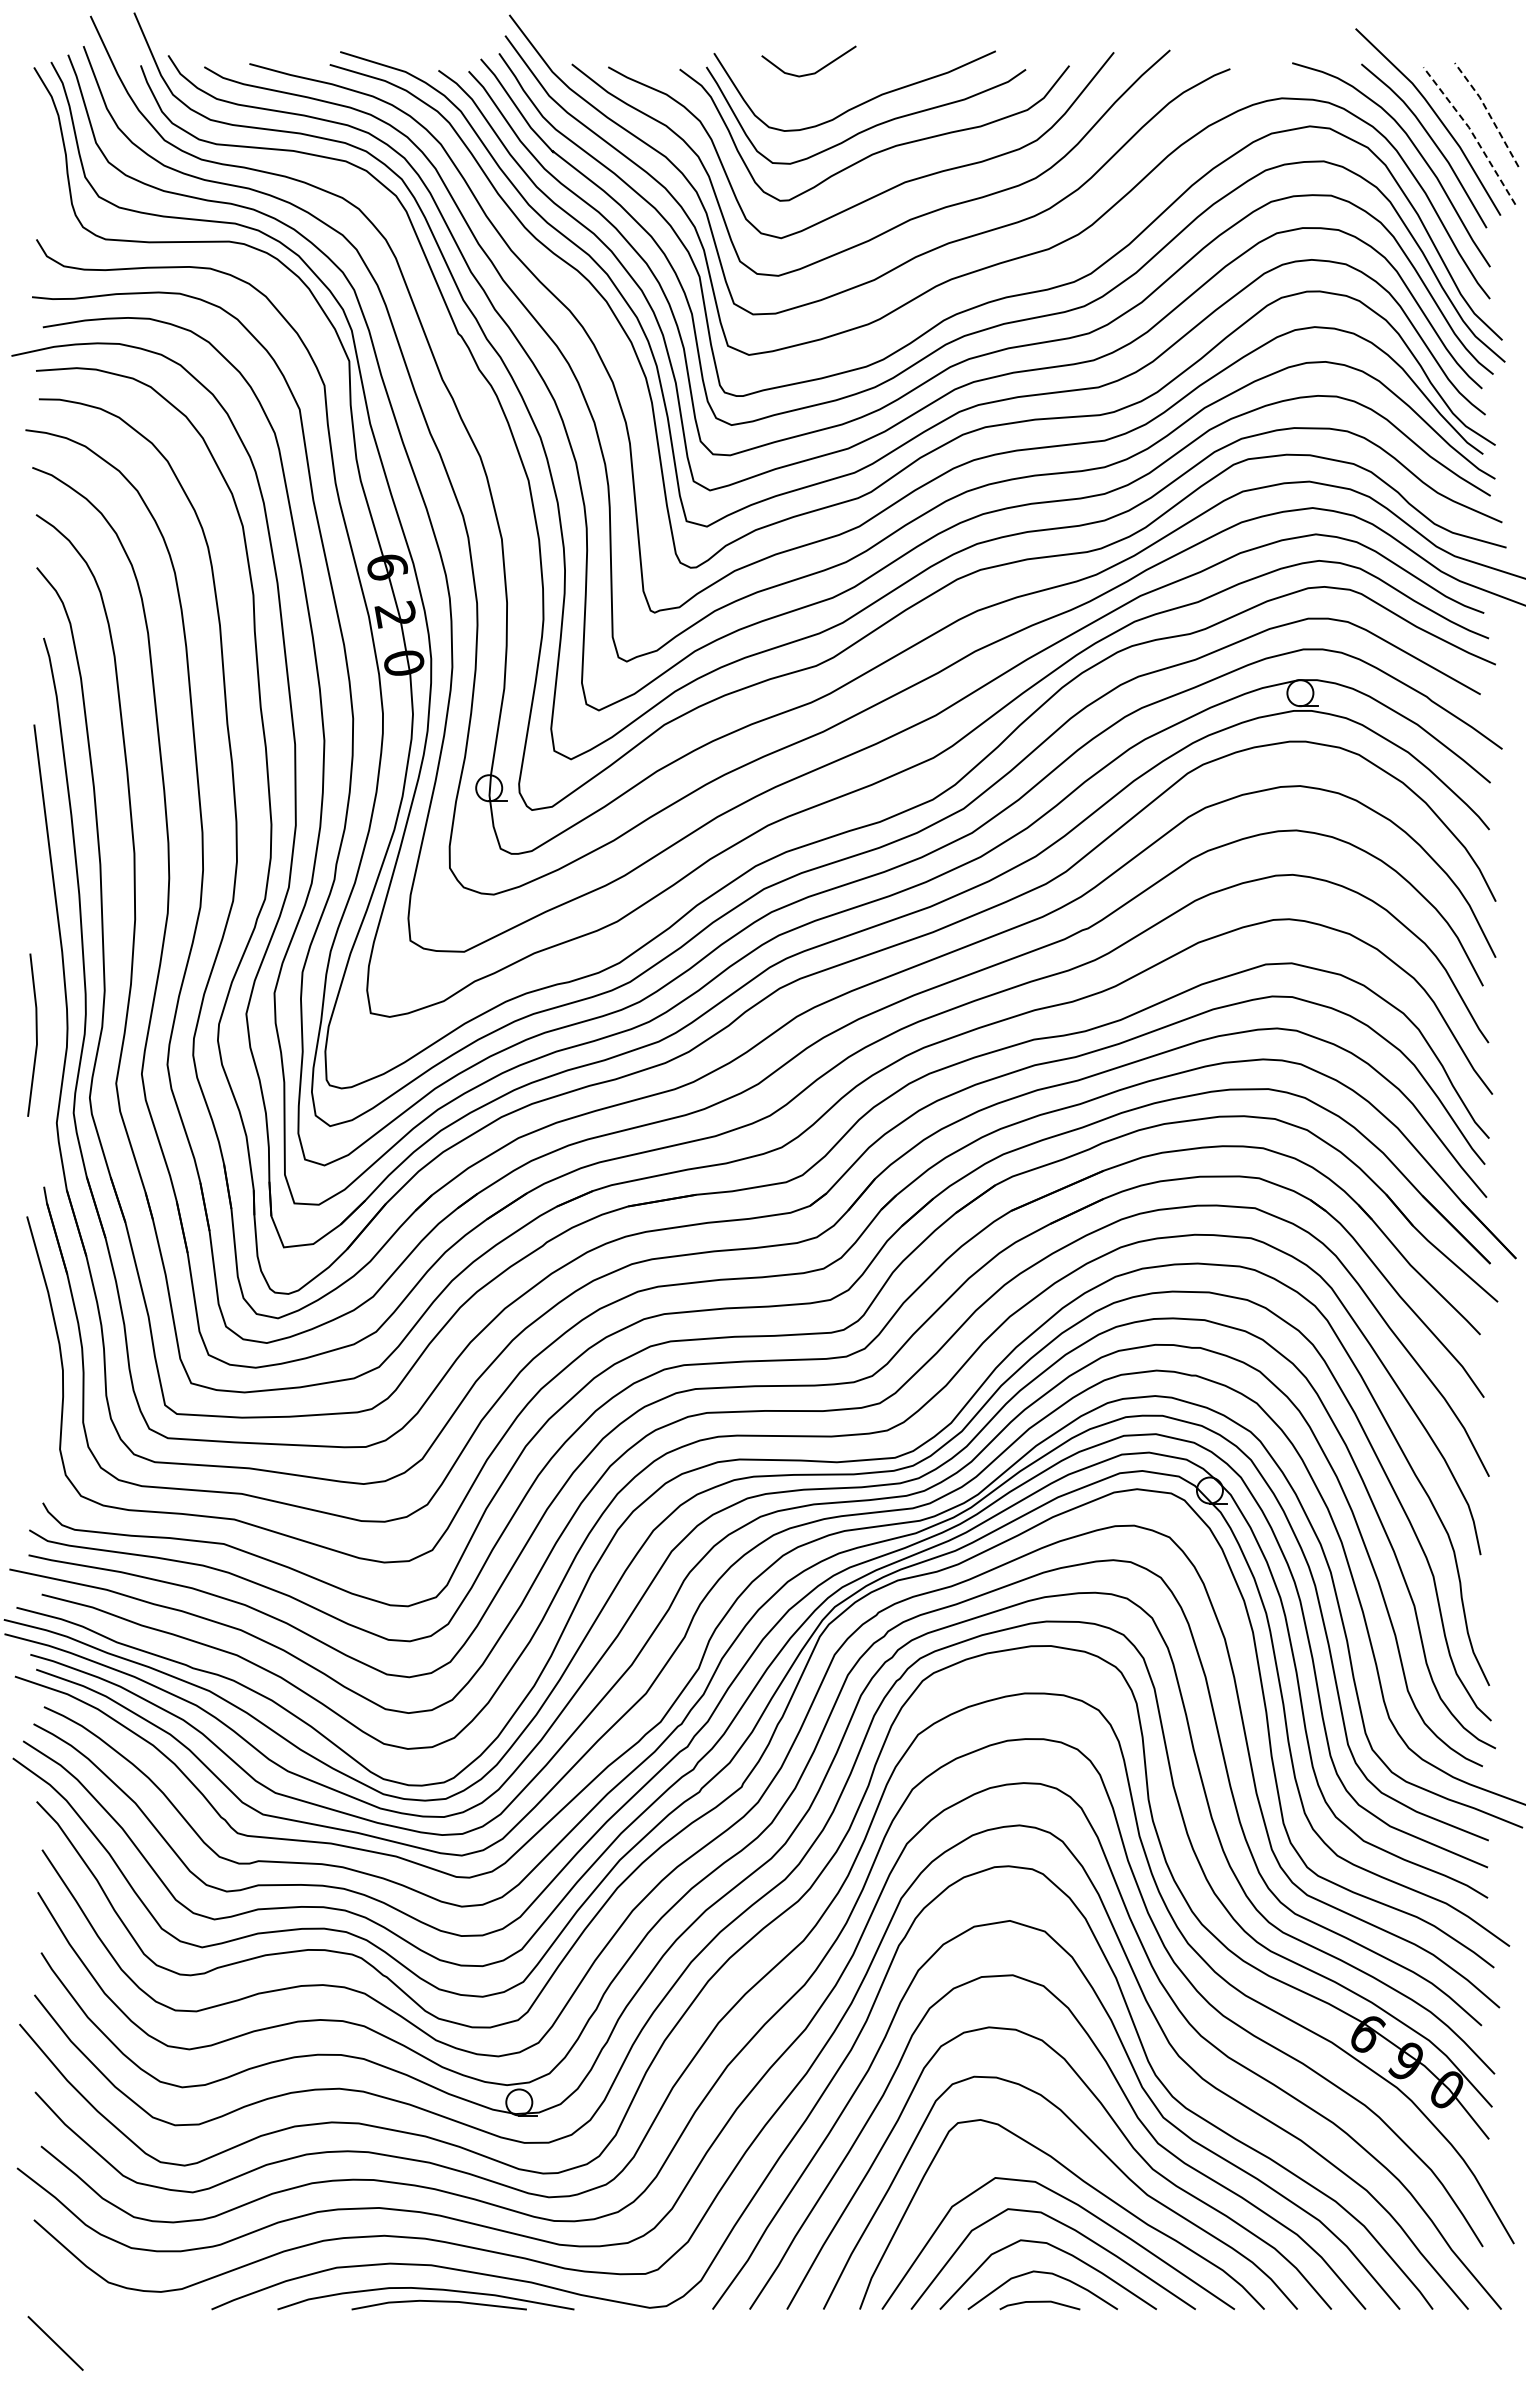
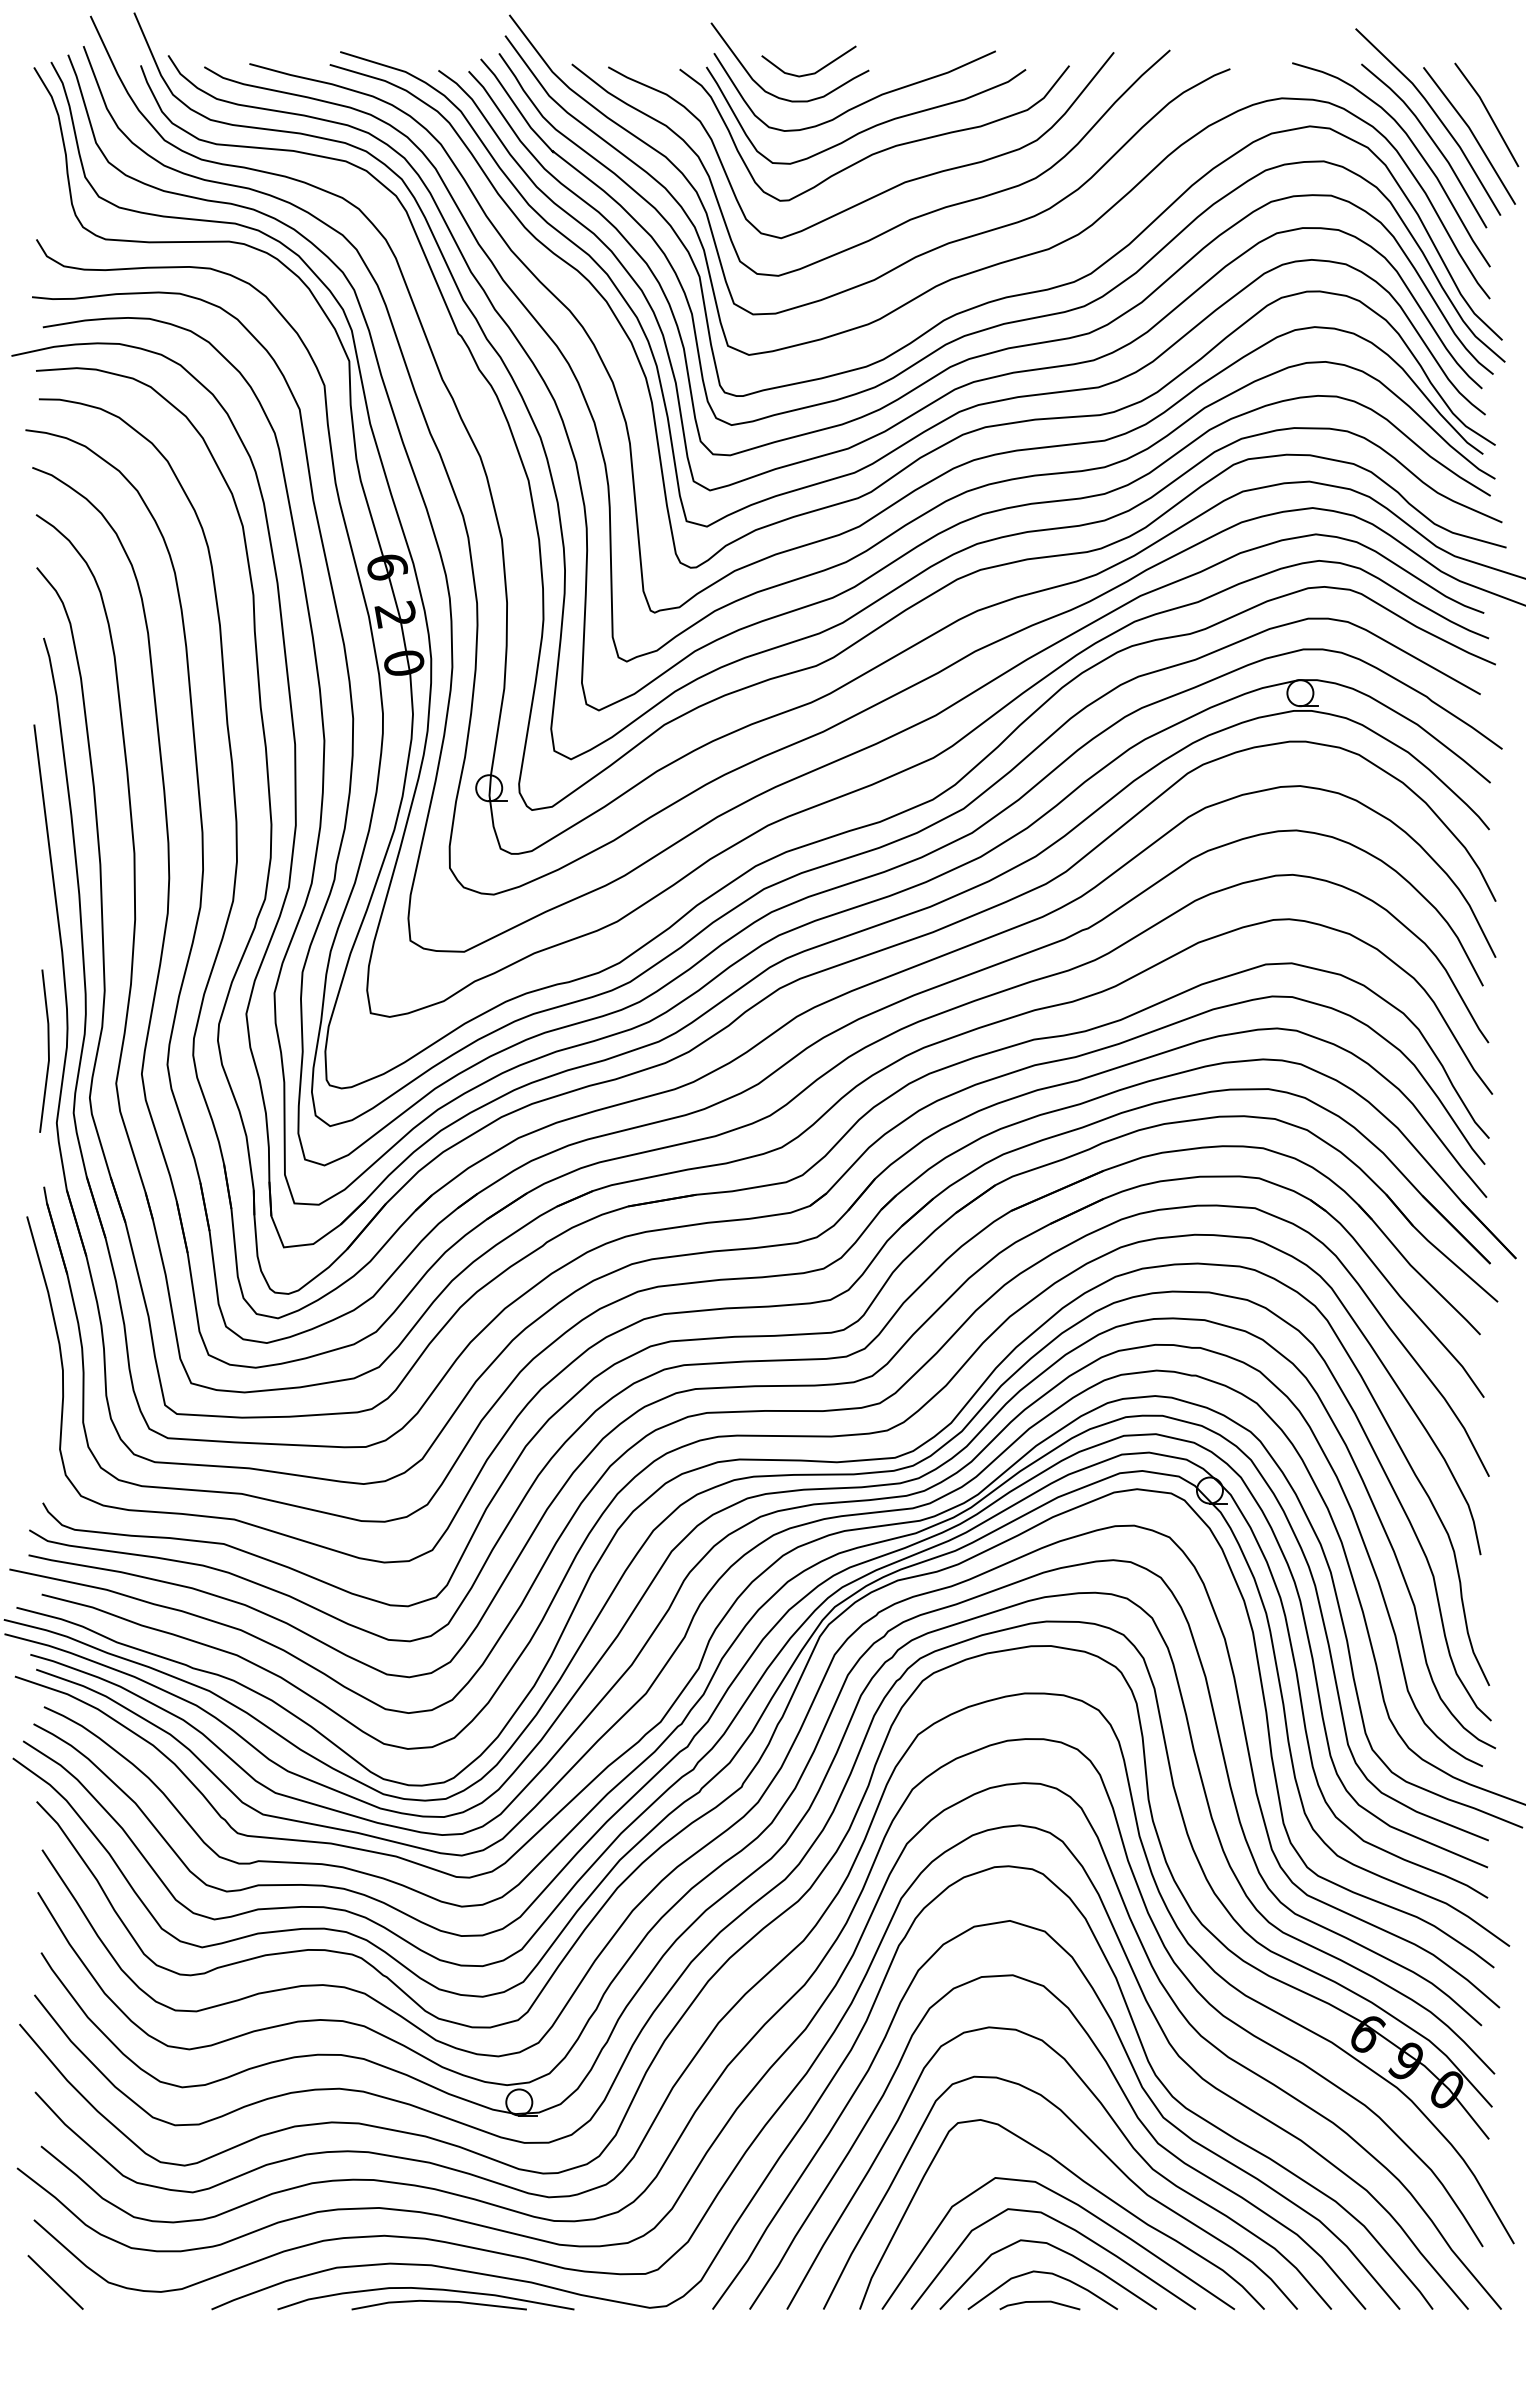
curve: none -> present (774, 94)
line: dashed -> solid (1488, 112)
line: dashed -> solid (1472, 133)
line position: (35, 1034) -> (47, 1050) (47, 1050)
line position: (55, 2343) -> (55, 2282) (55, 2282)
